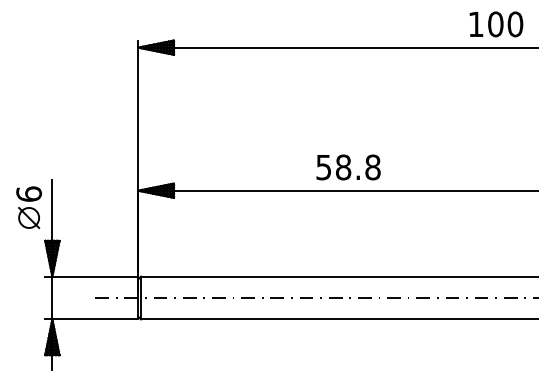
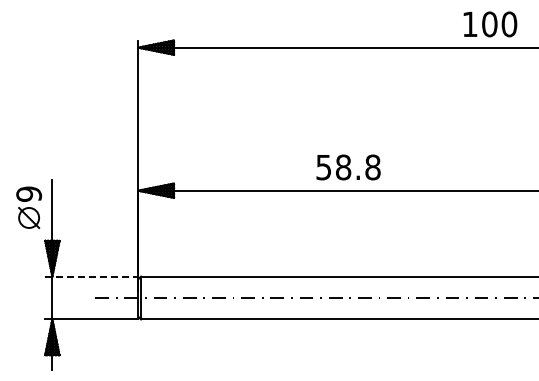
text position: (496, 24) -> (490, 24) (490, 24)
text: 6 -> 9 (29, 193)
line: solid -> dashed (92, 276)
